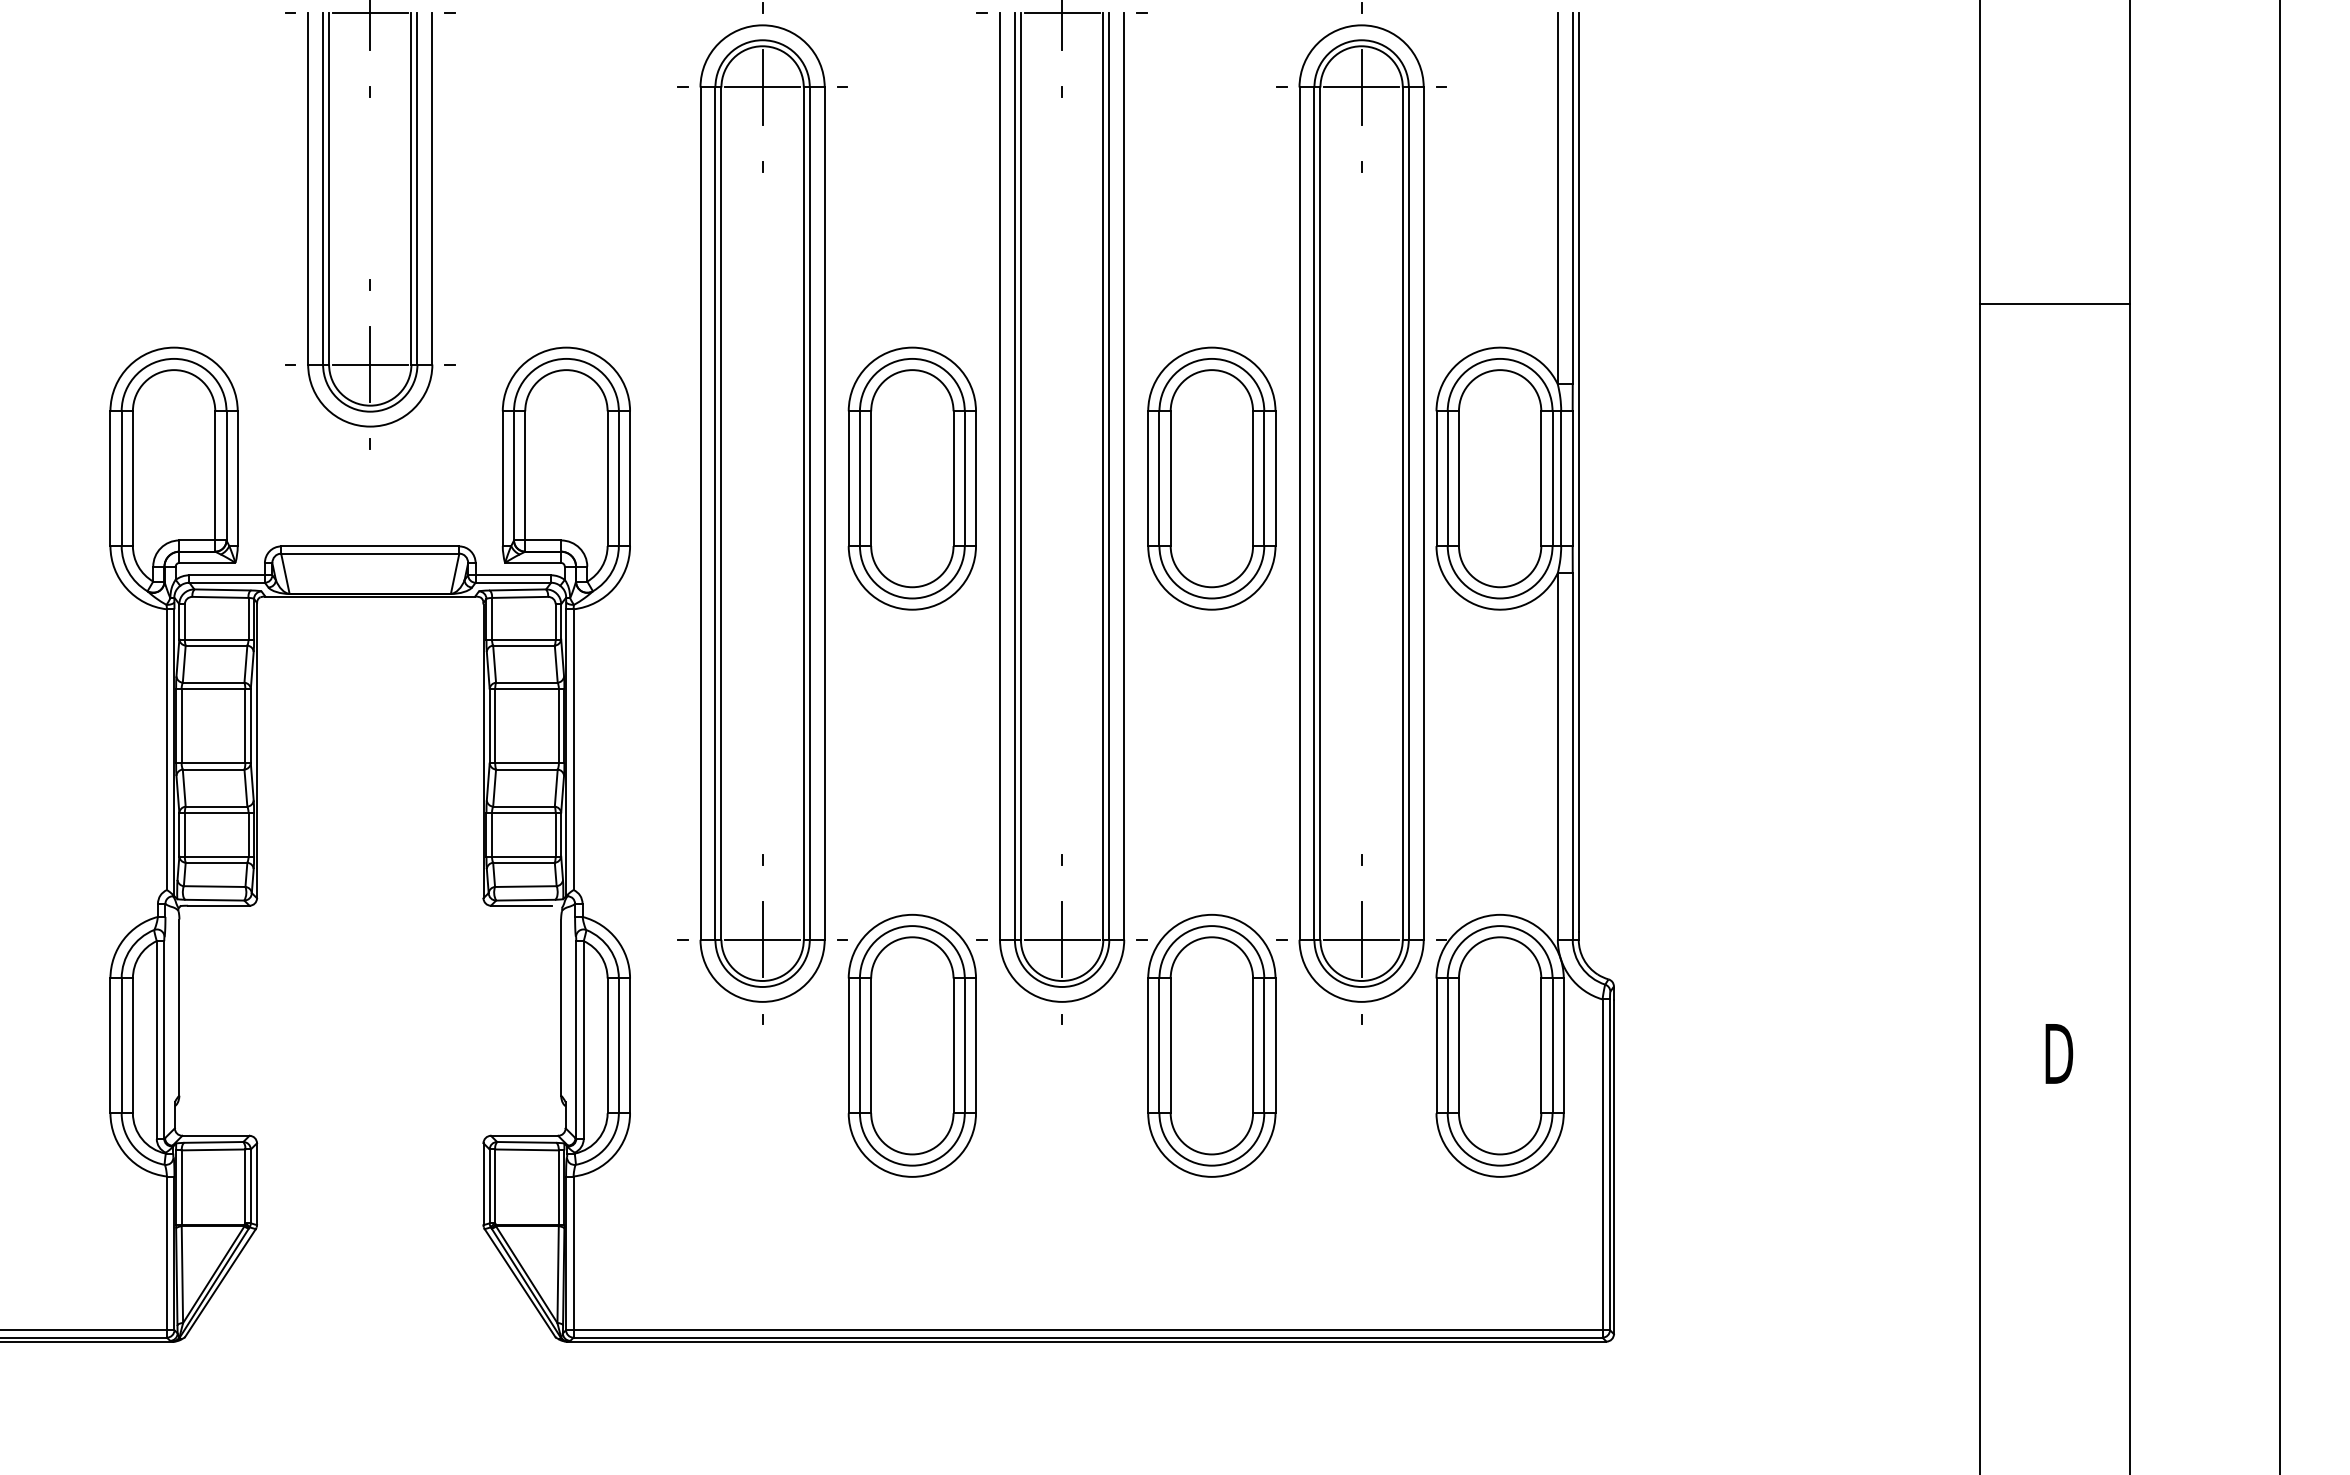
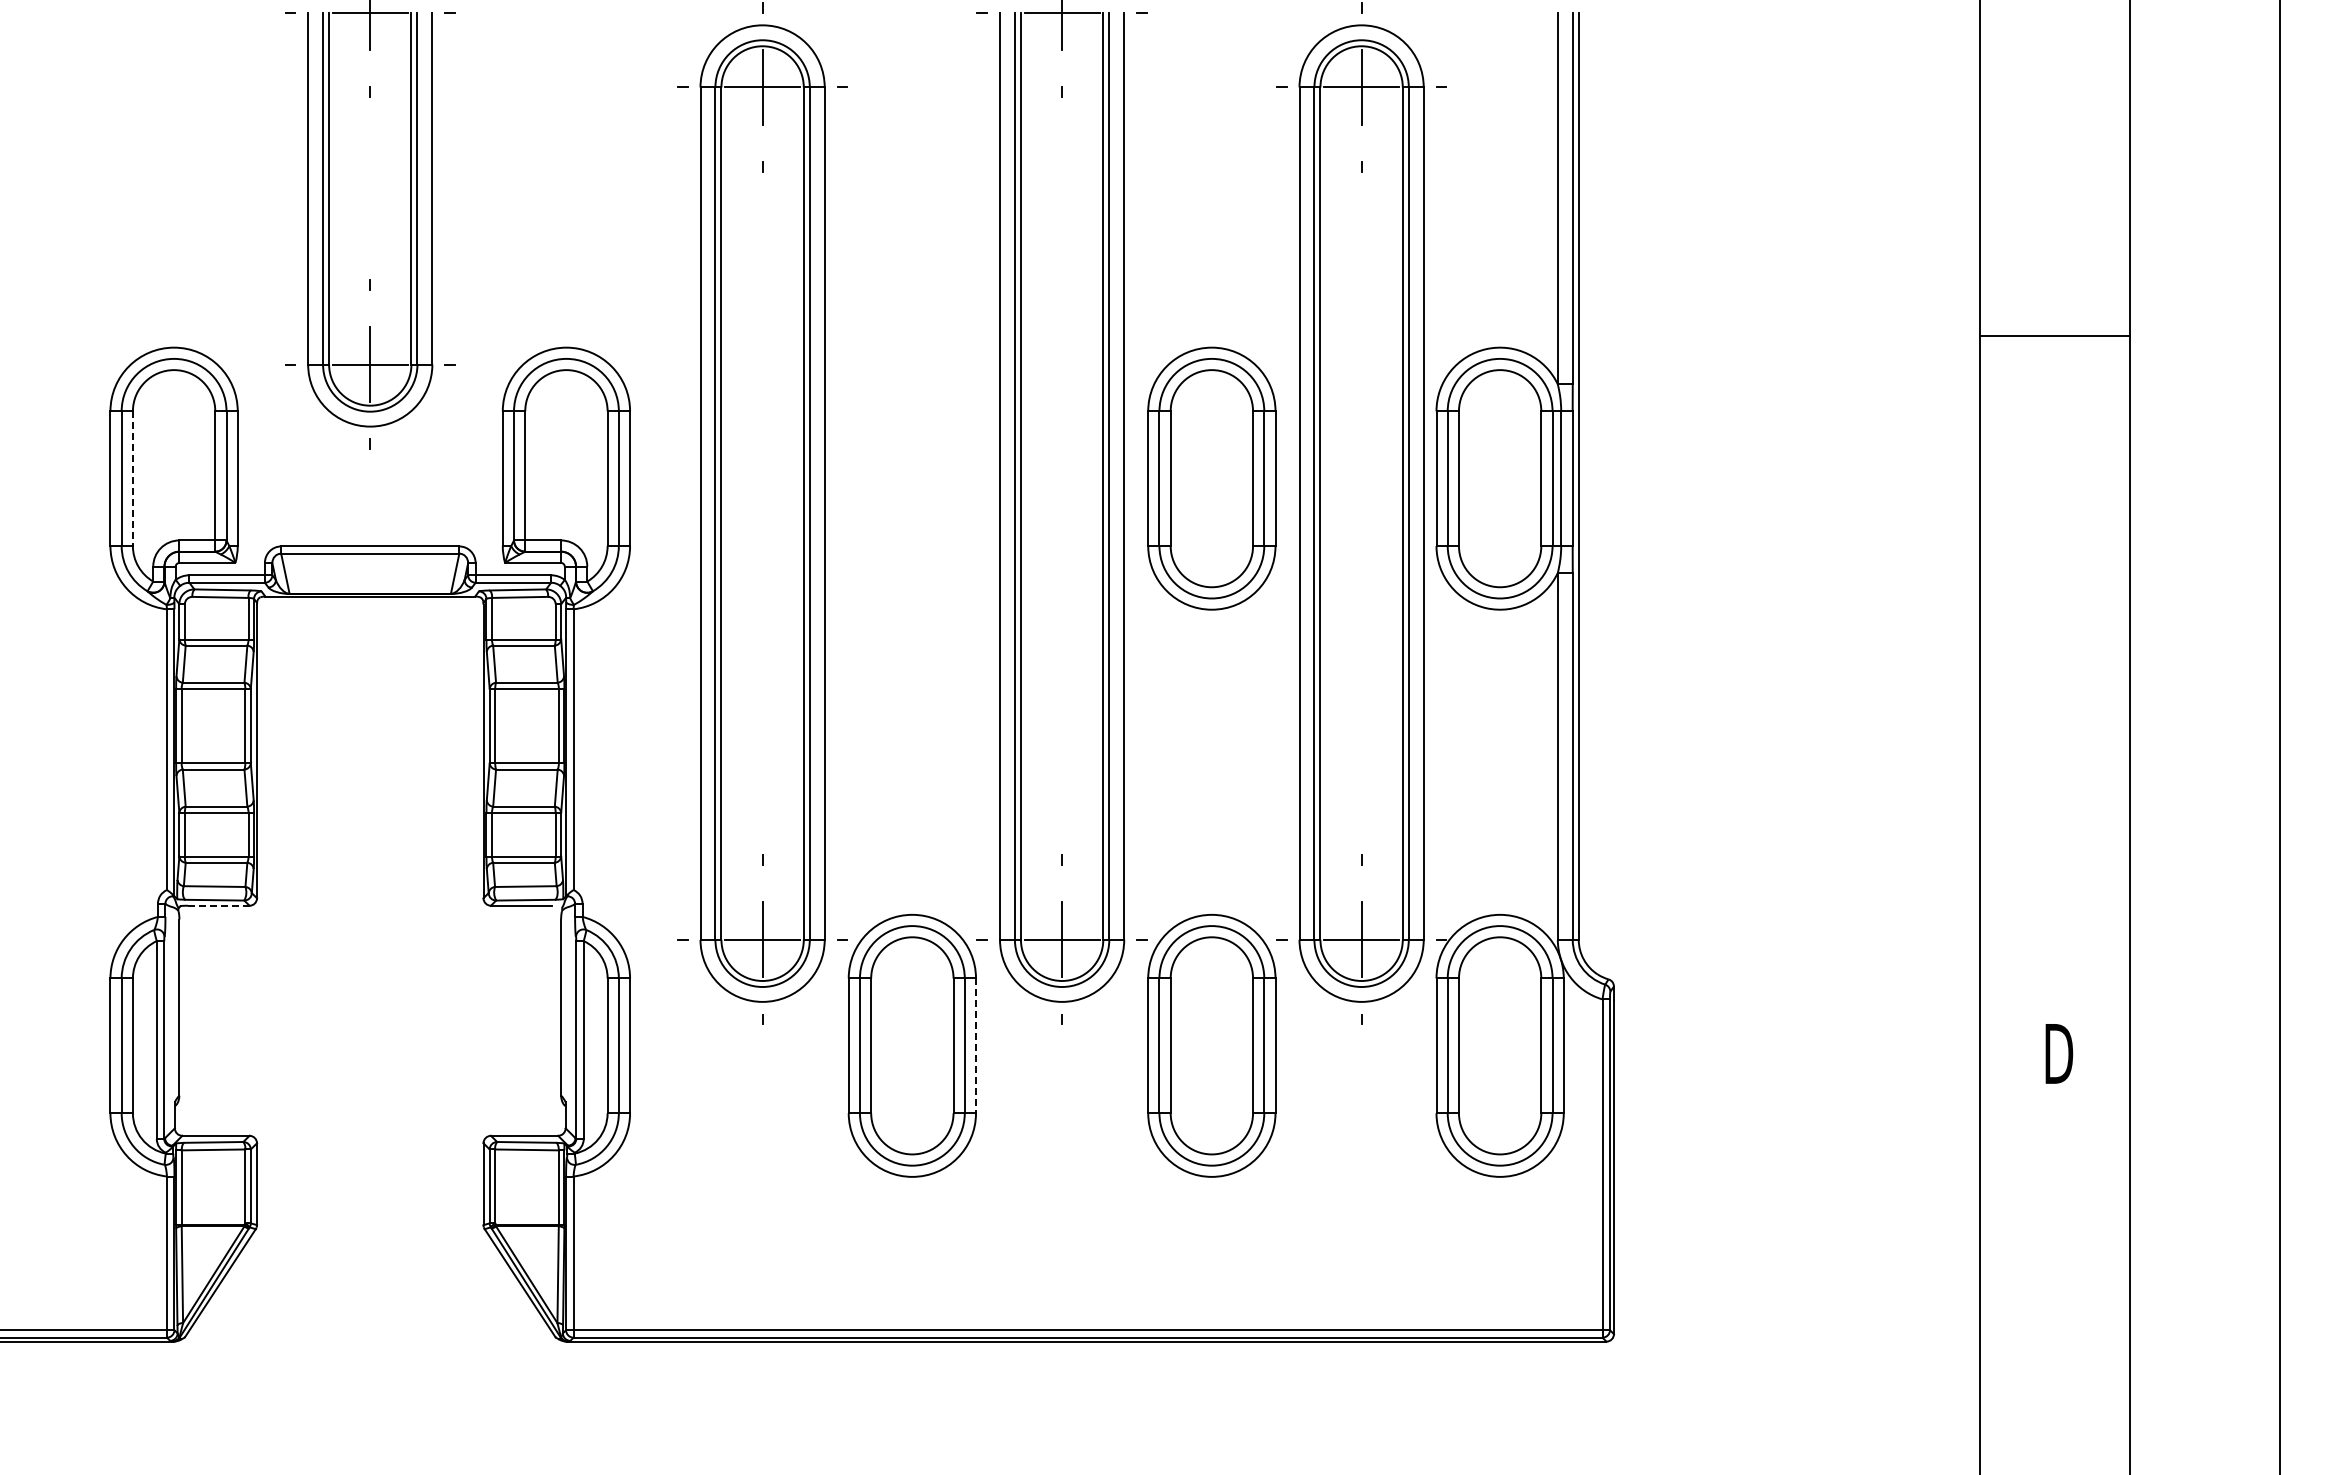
line position: (2054, 303) -> (2054, 335) (2054, 335)
part: present -> none (911, 478)
line: solid -> dashed (132, 479)
line: solid -> dashed (218, 905)
line: solid -> dashed (976, 1046)
